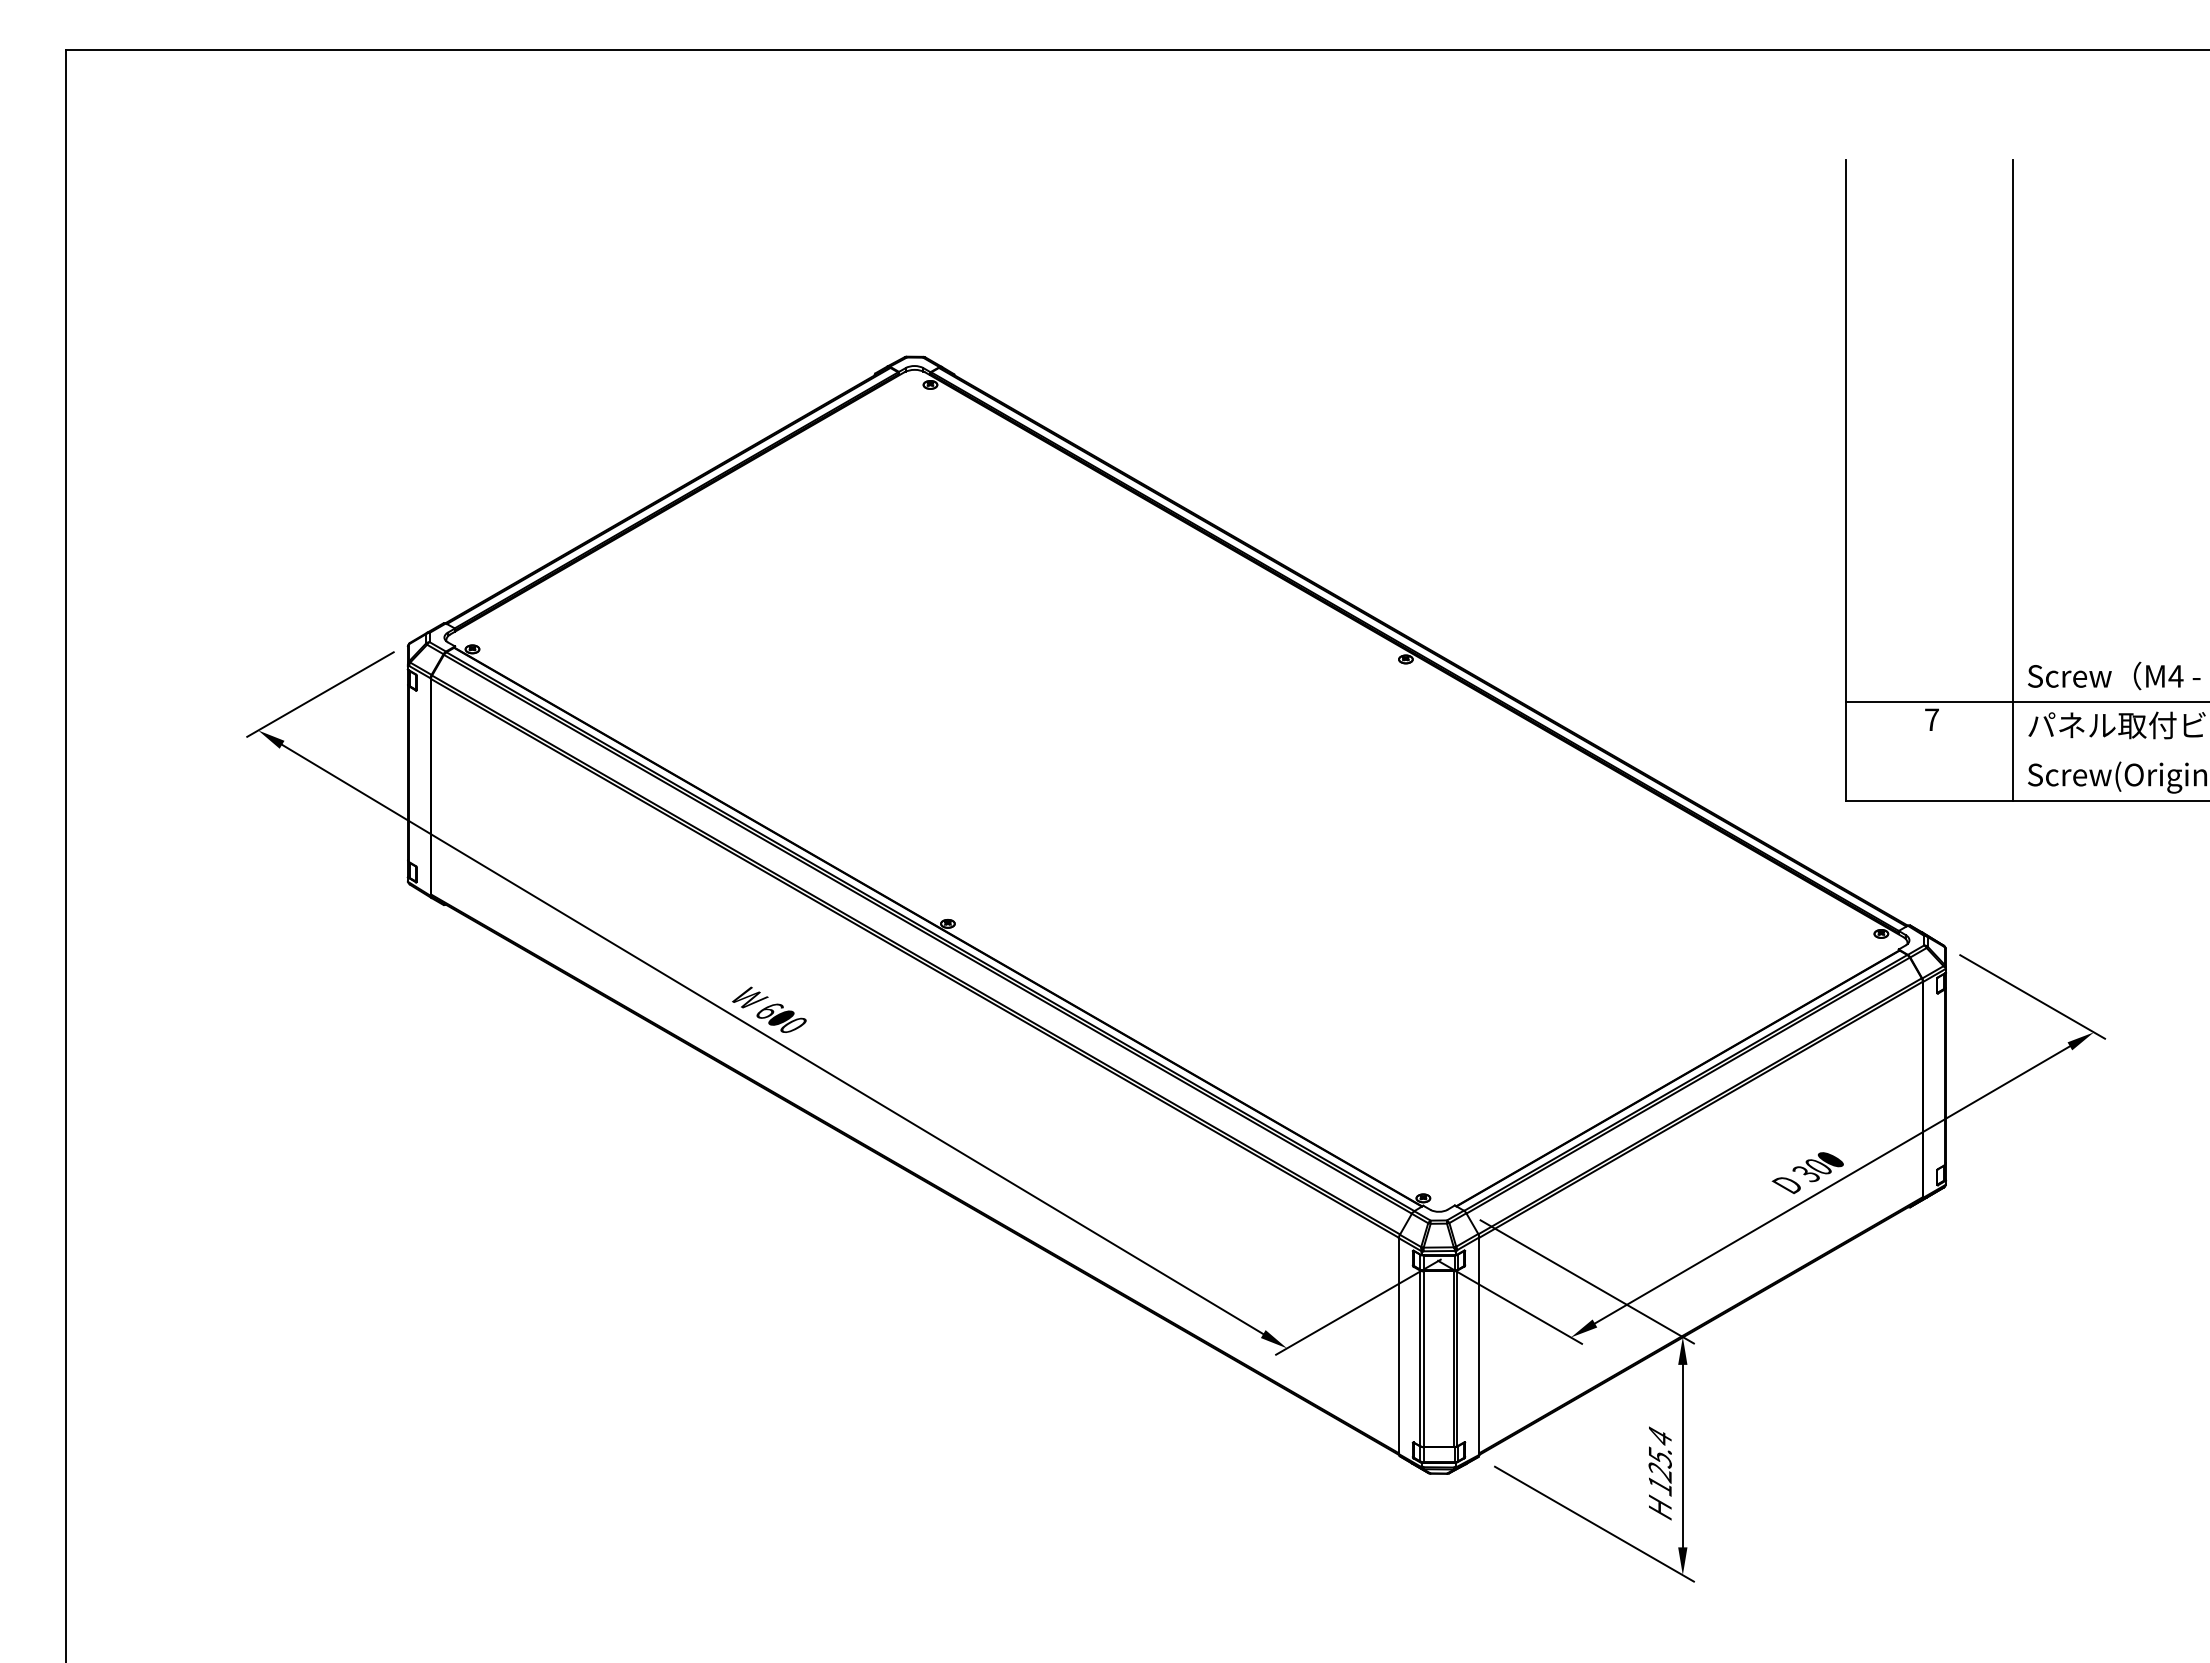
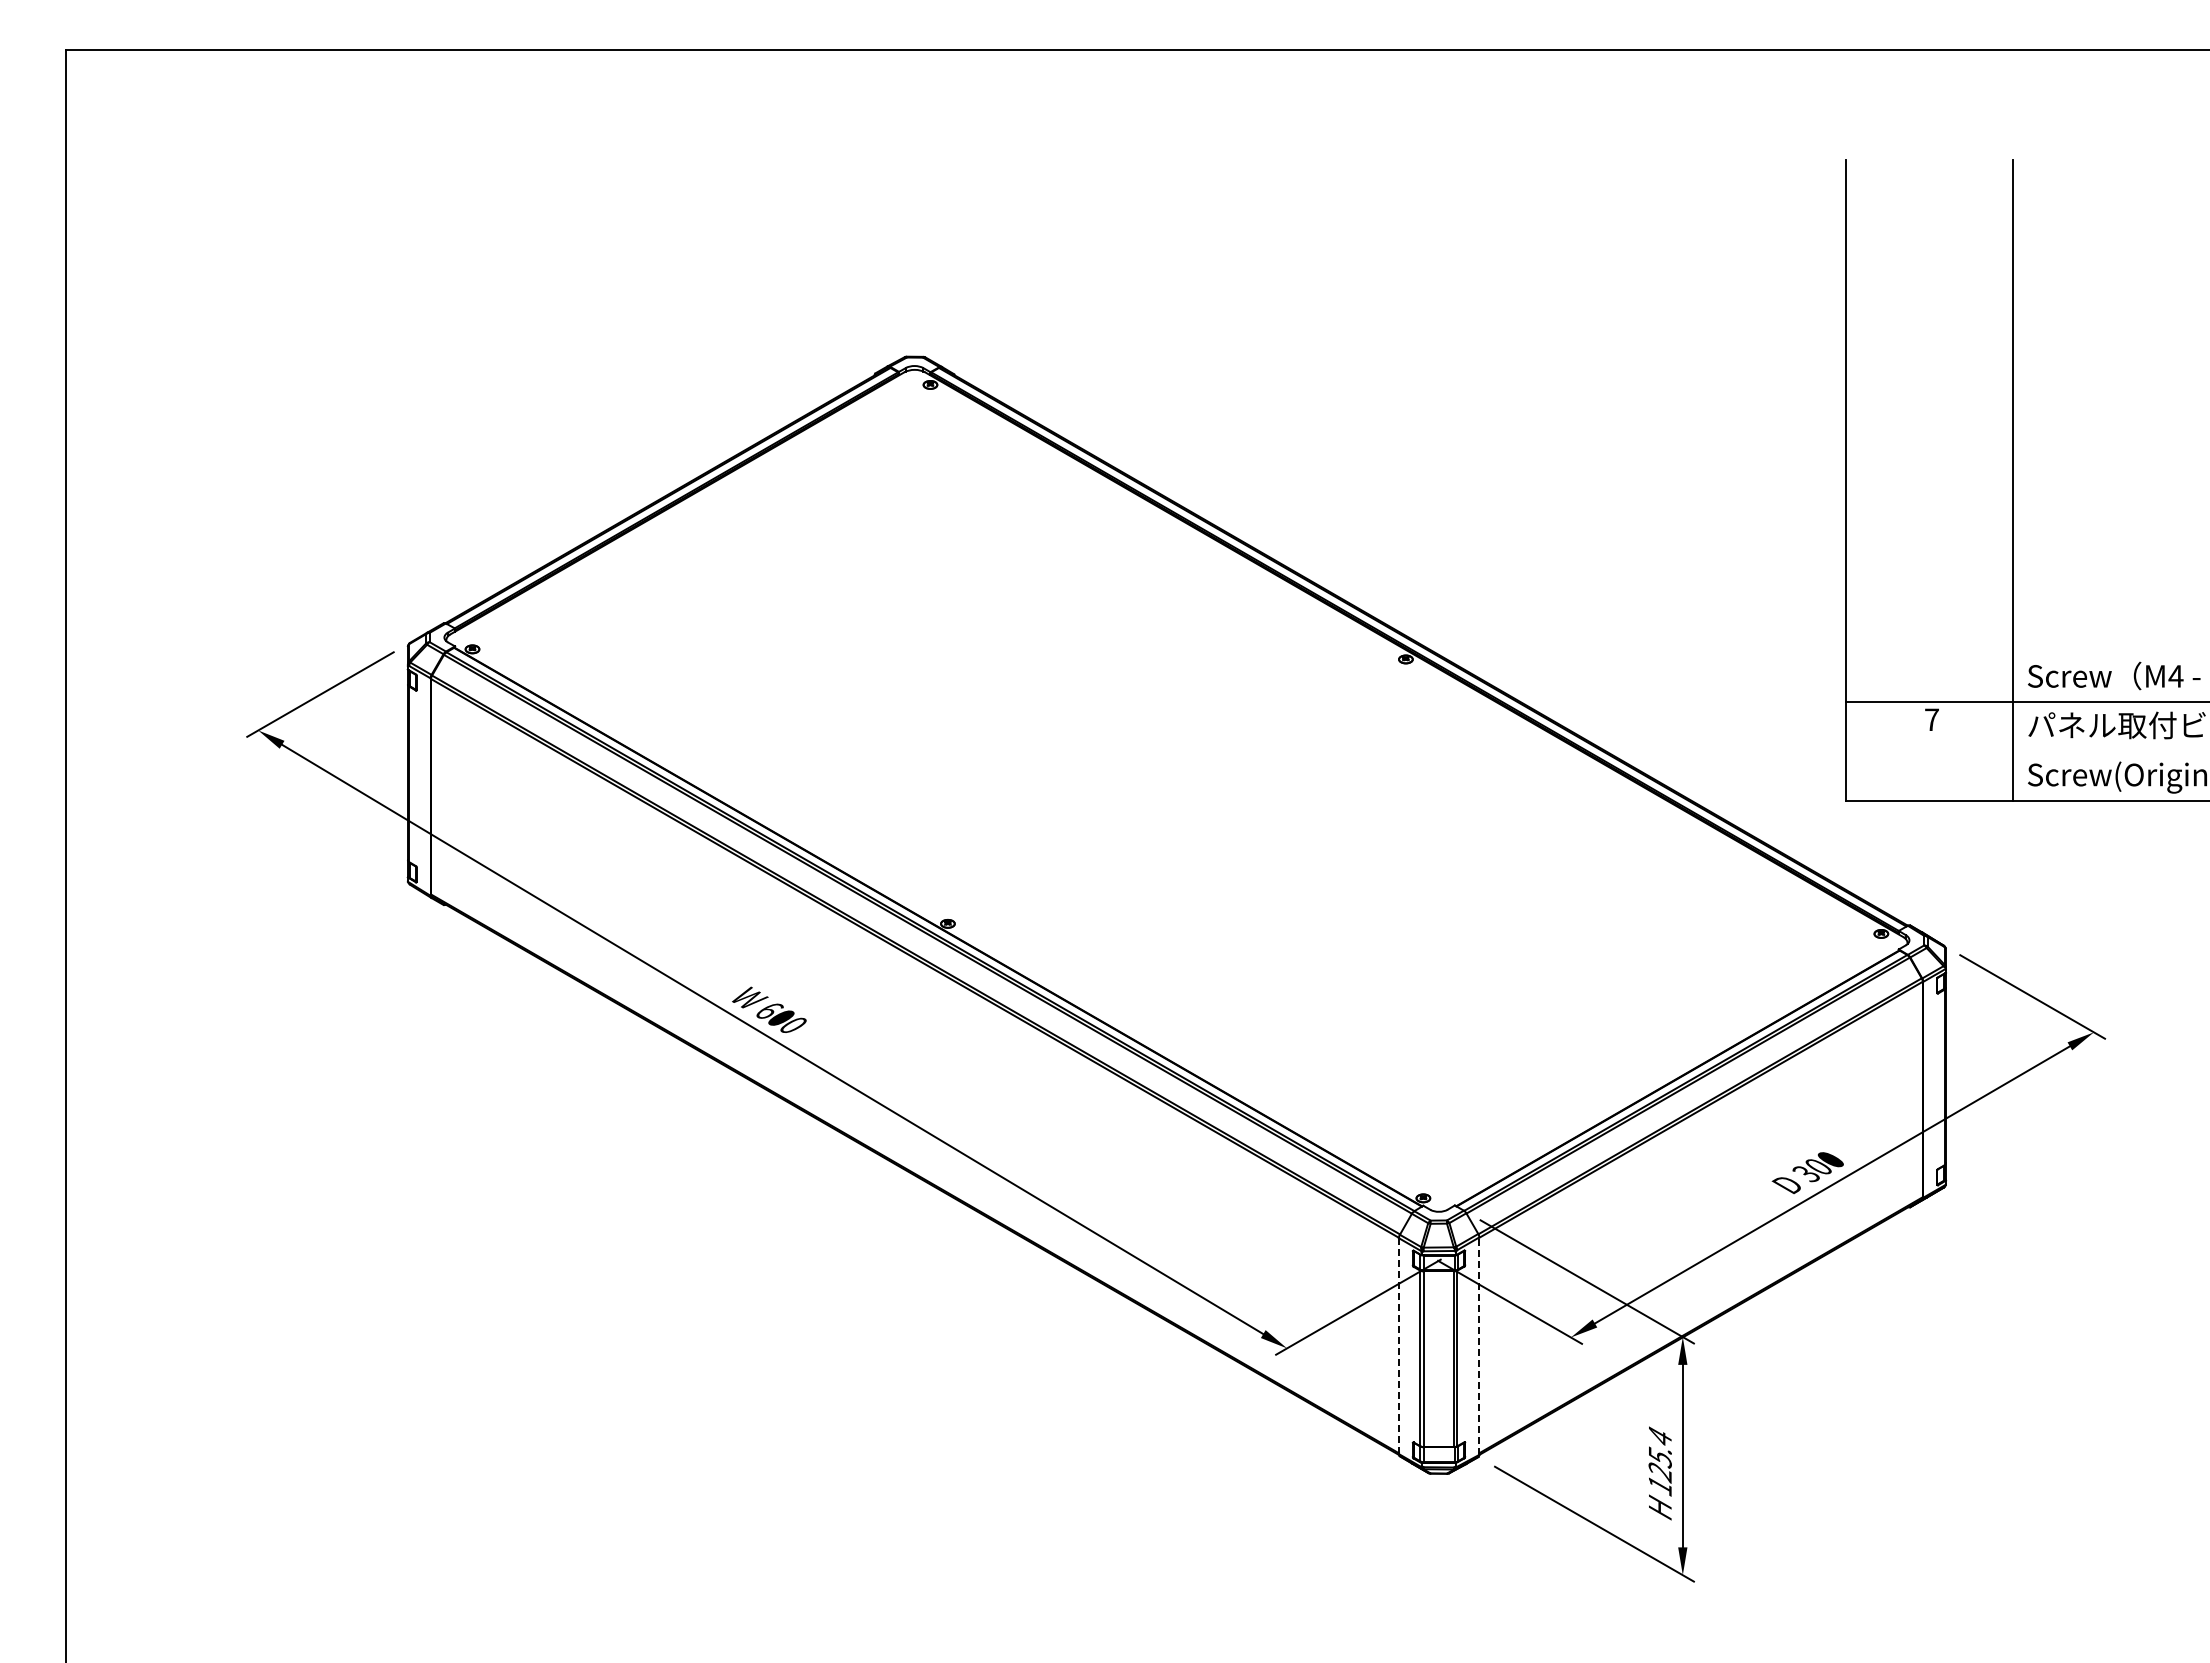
line: solid -> dashed (1398, 1346)
line: solid -> dashed (1479, 1346)
